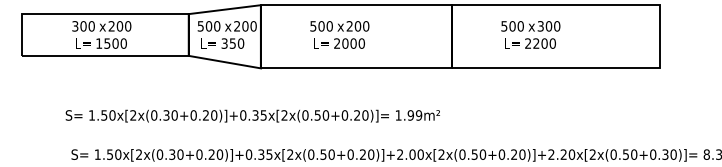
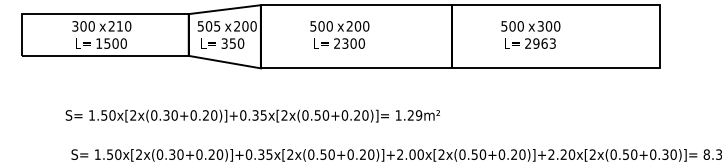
text: 200 -> 210 (119, 26)
text: 500 -> 505 (217, 26)
text: 2000 -> 2300 (345, 43)
text: 2200 -> 2963 (544, 43)
text: 1.99m² -> 1.29m² (410, 115)
